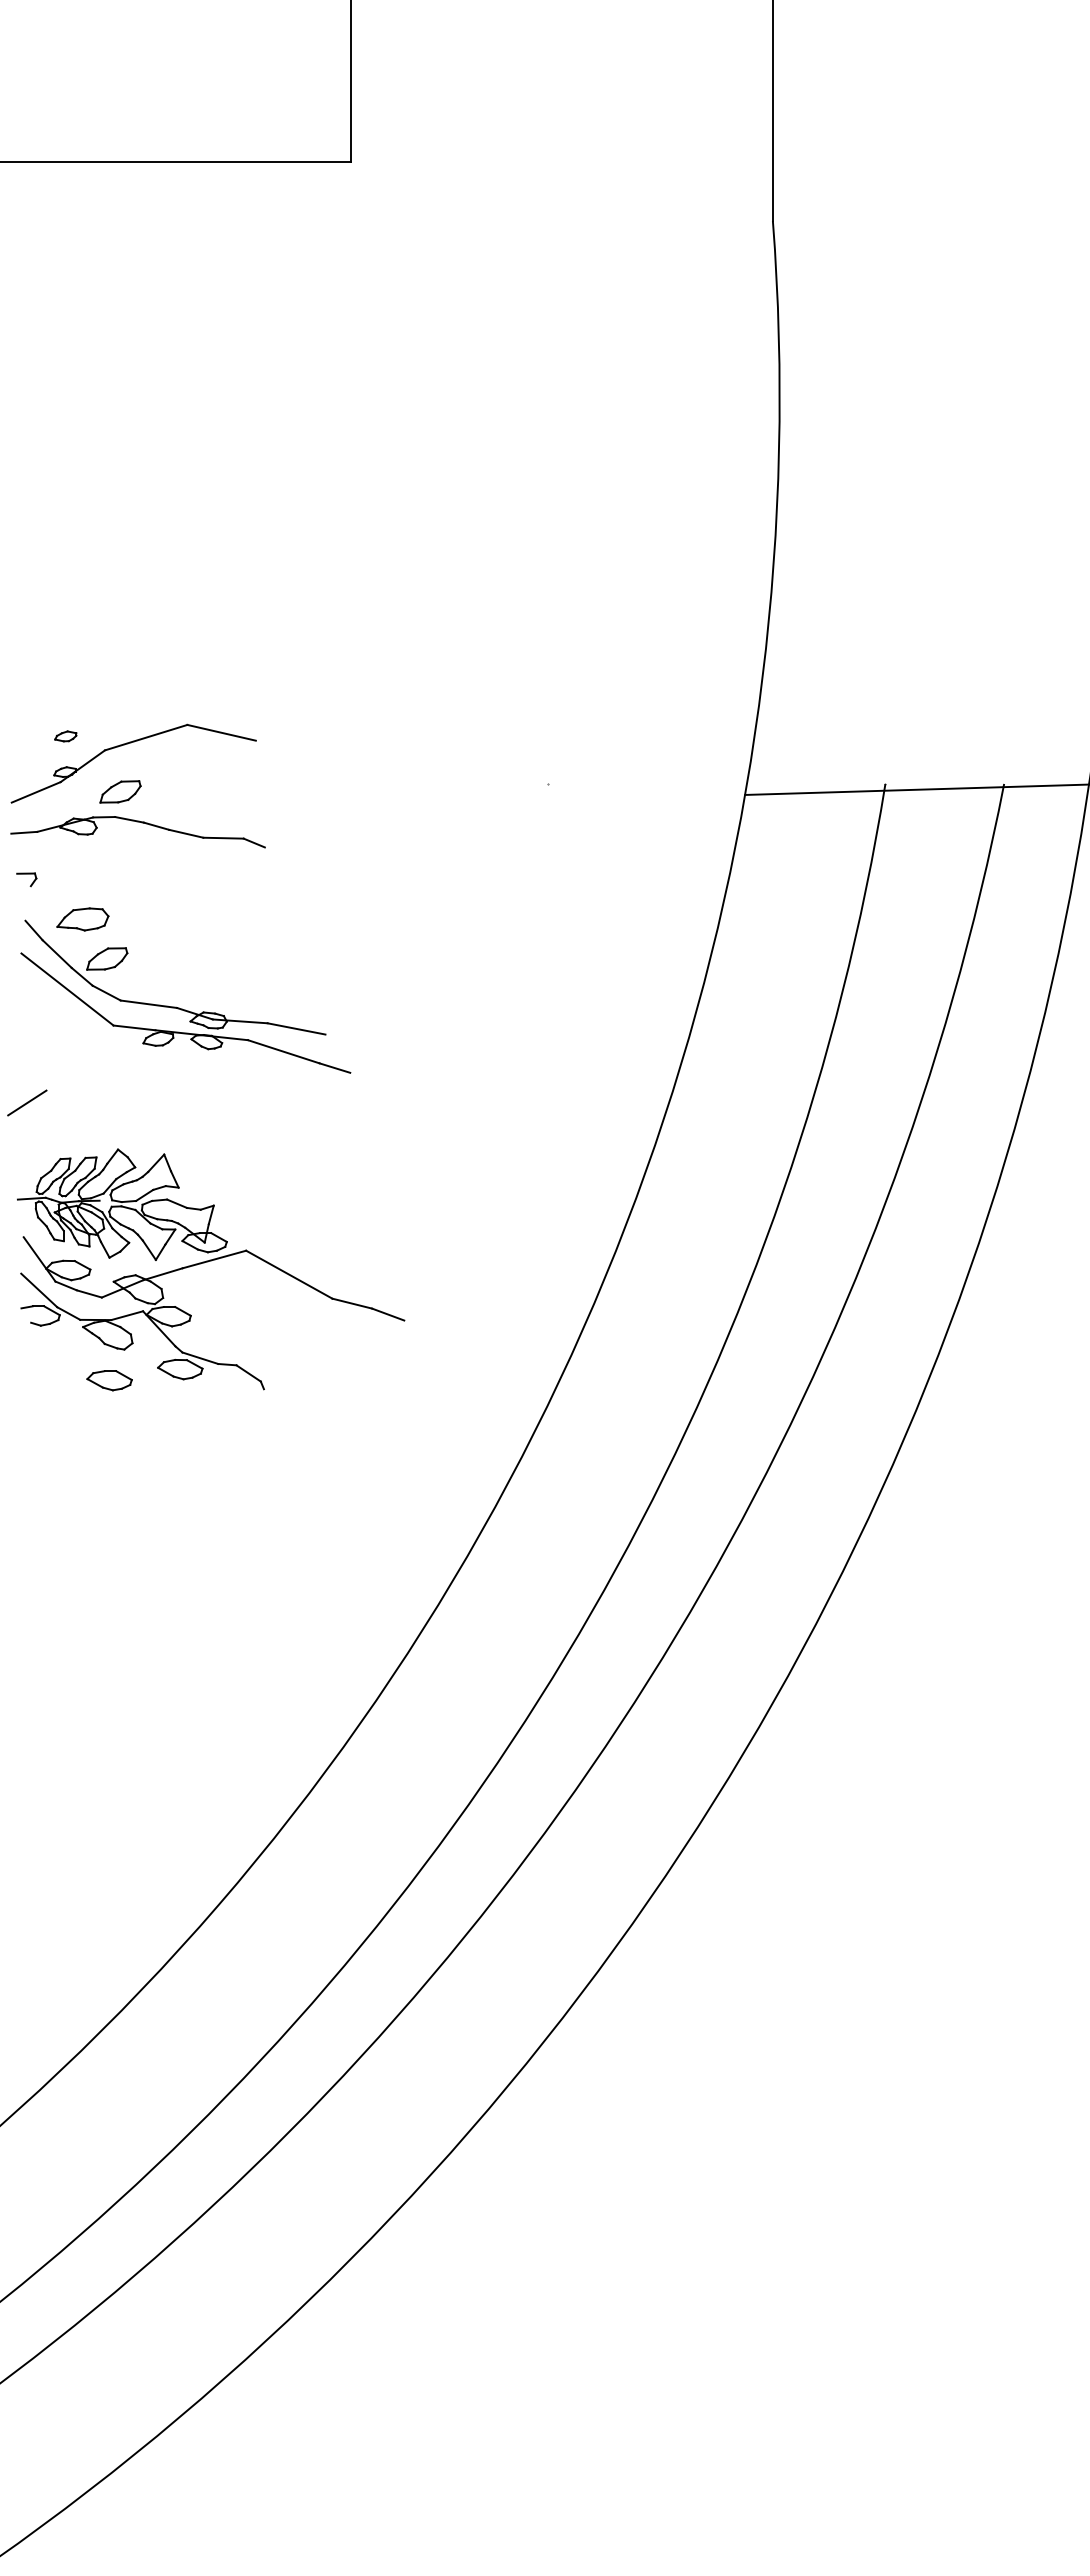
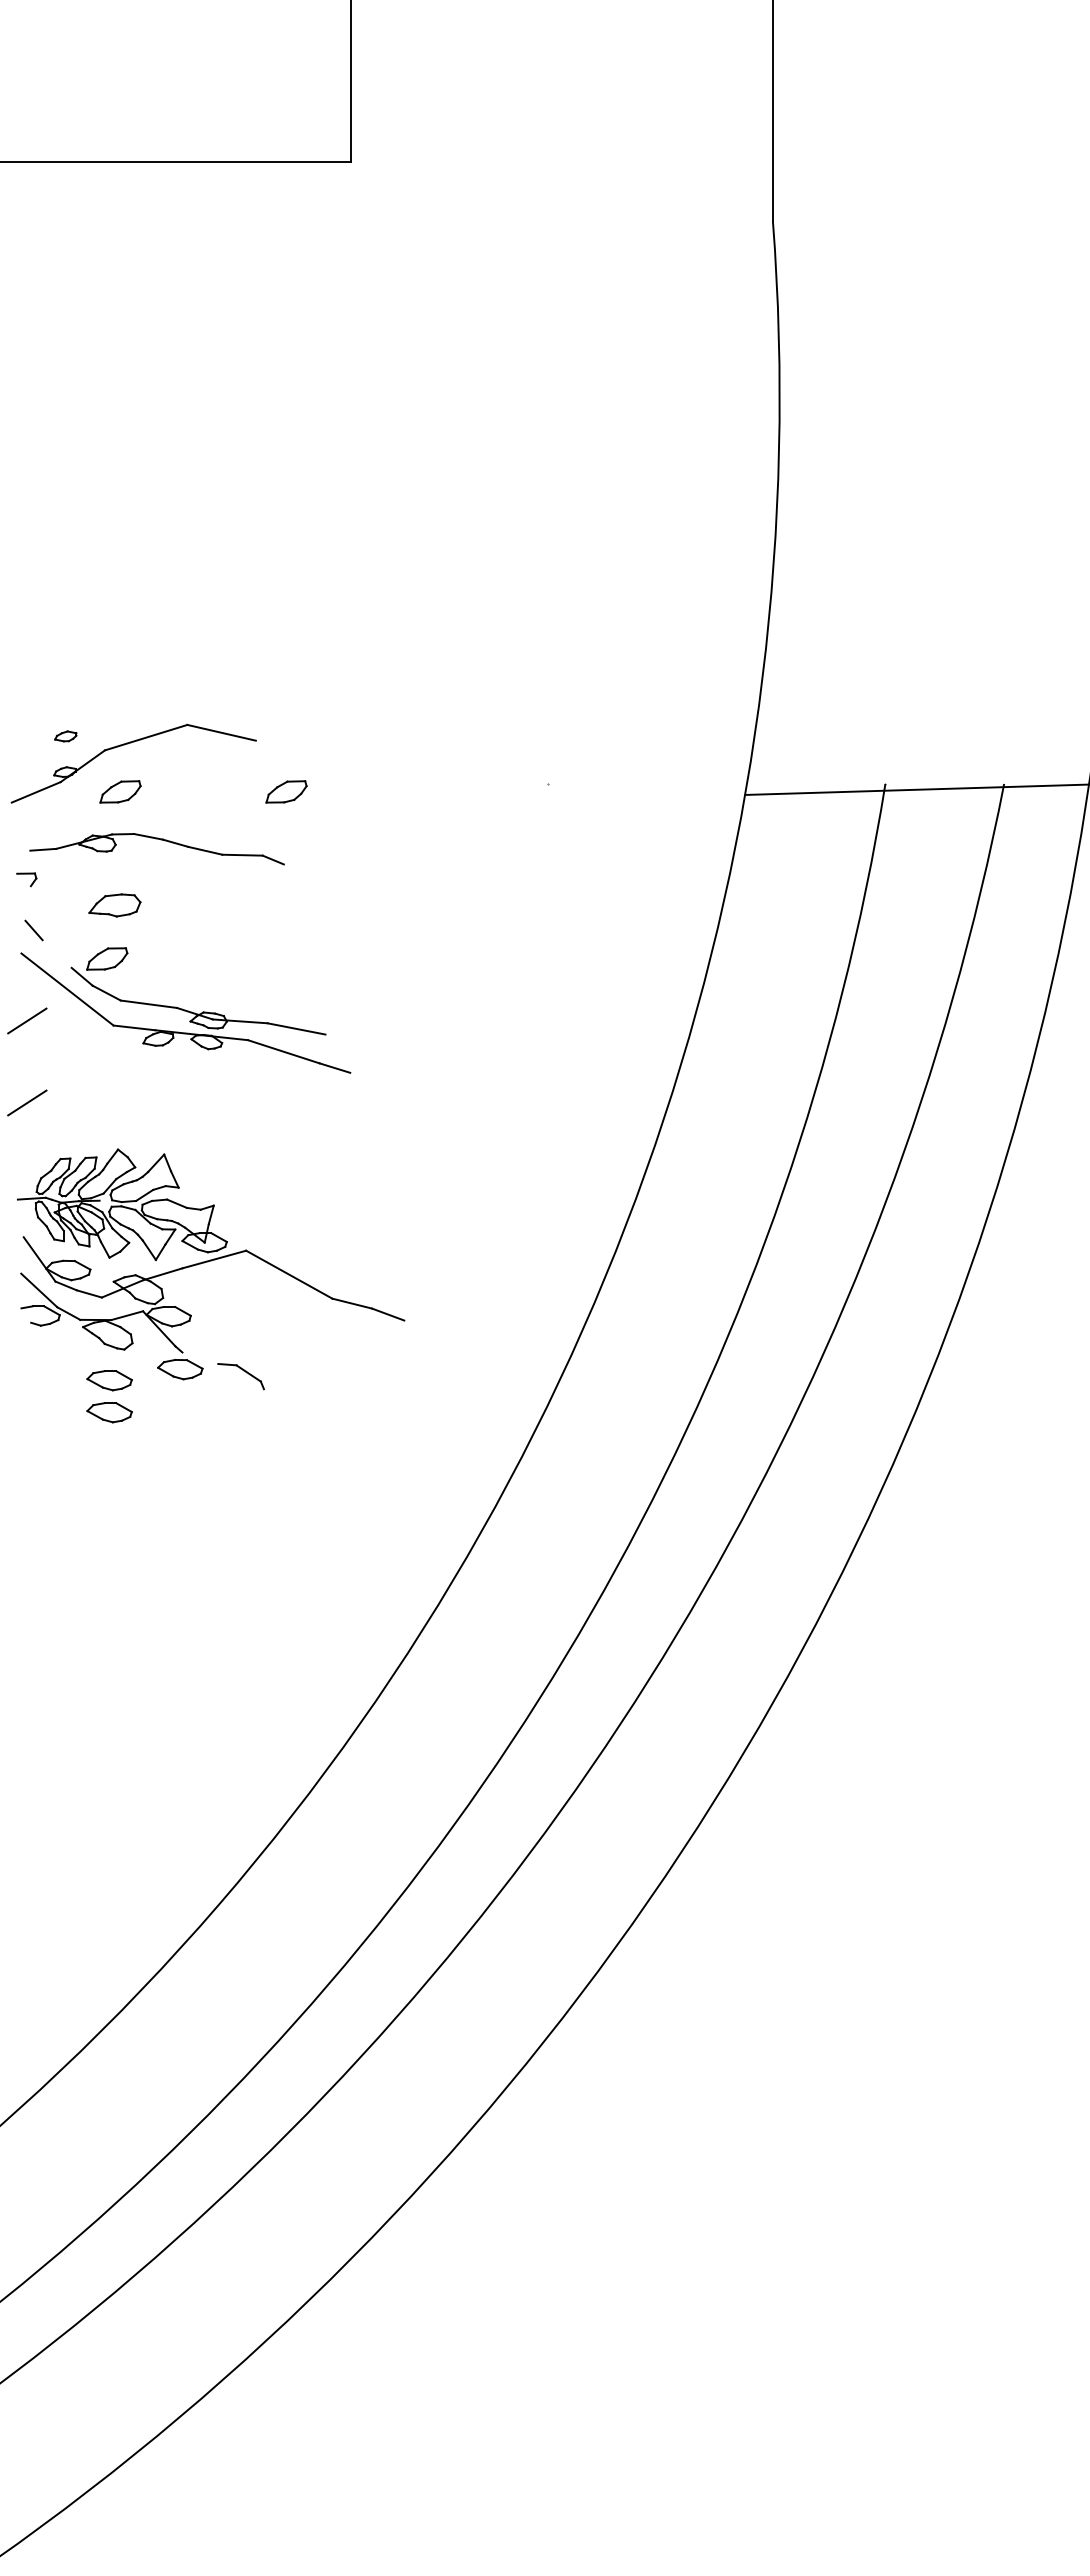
part: none -> present (286, 791)
part position: (141, 823) -> (160, 840) (160, 840)
part position: (82, 919) -> (114, 905) (114, 905)
line: present -> none (56, 953)
line: none -> present (27, 1020)
line: present -> none (200, 1357)
part: none -> present (109, 1412)
